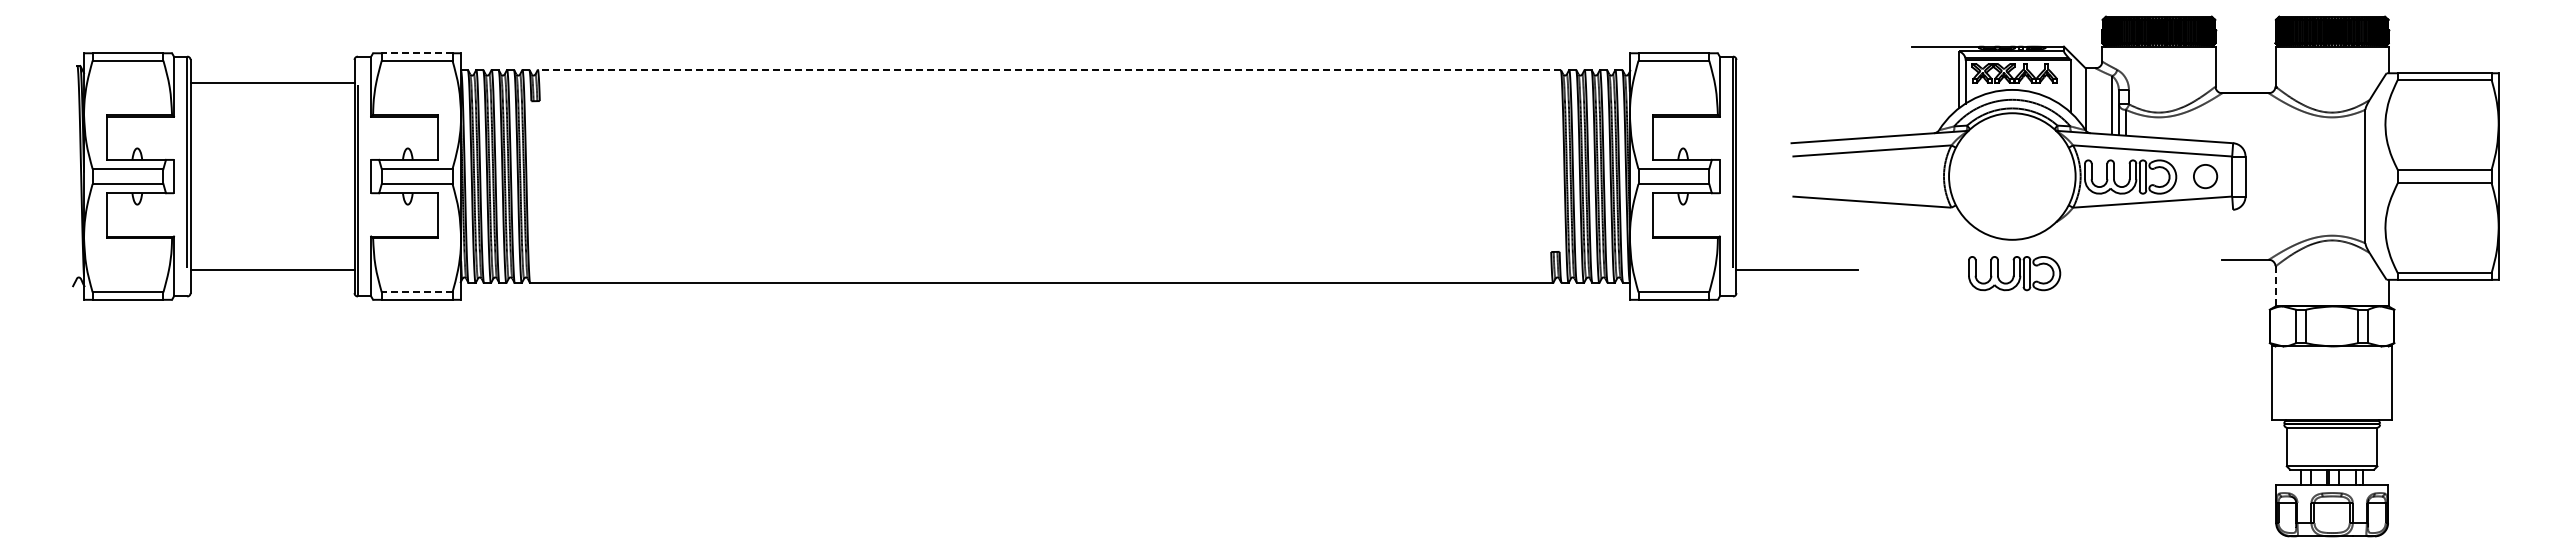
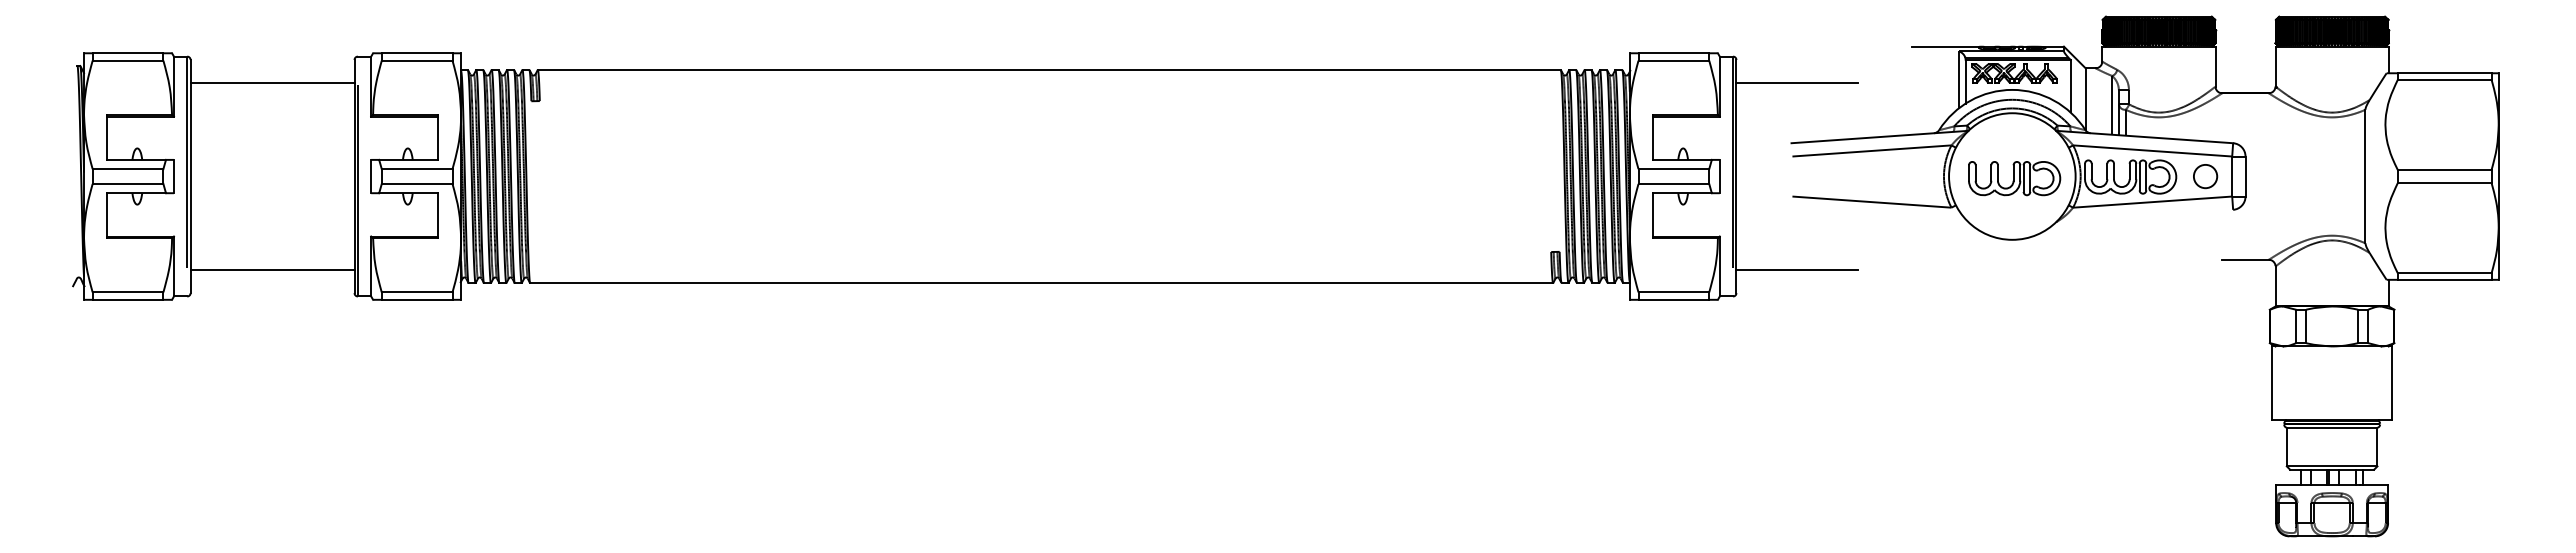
line: dashed -> solid (416, 53)
line: dashed -> solid (1048, 69)
line: none -> present (1797, 83)
part position: (2014, 273) -> (2014, 178) (2014, 178)
line: dashed -> solid (2275, 286)
line: dashed -> solid (416, 292)
